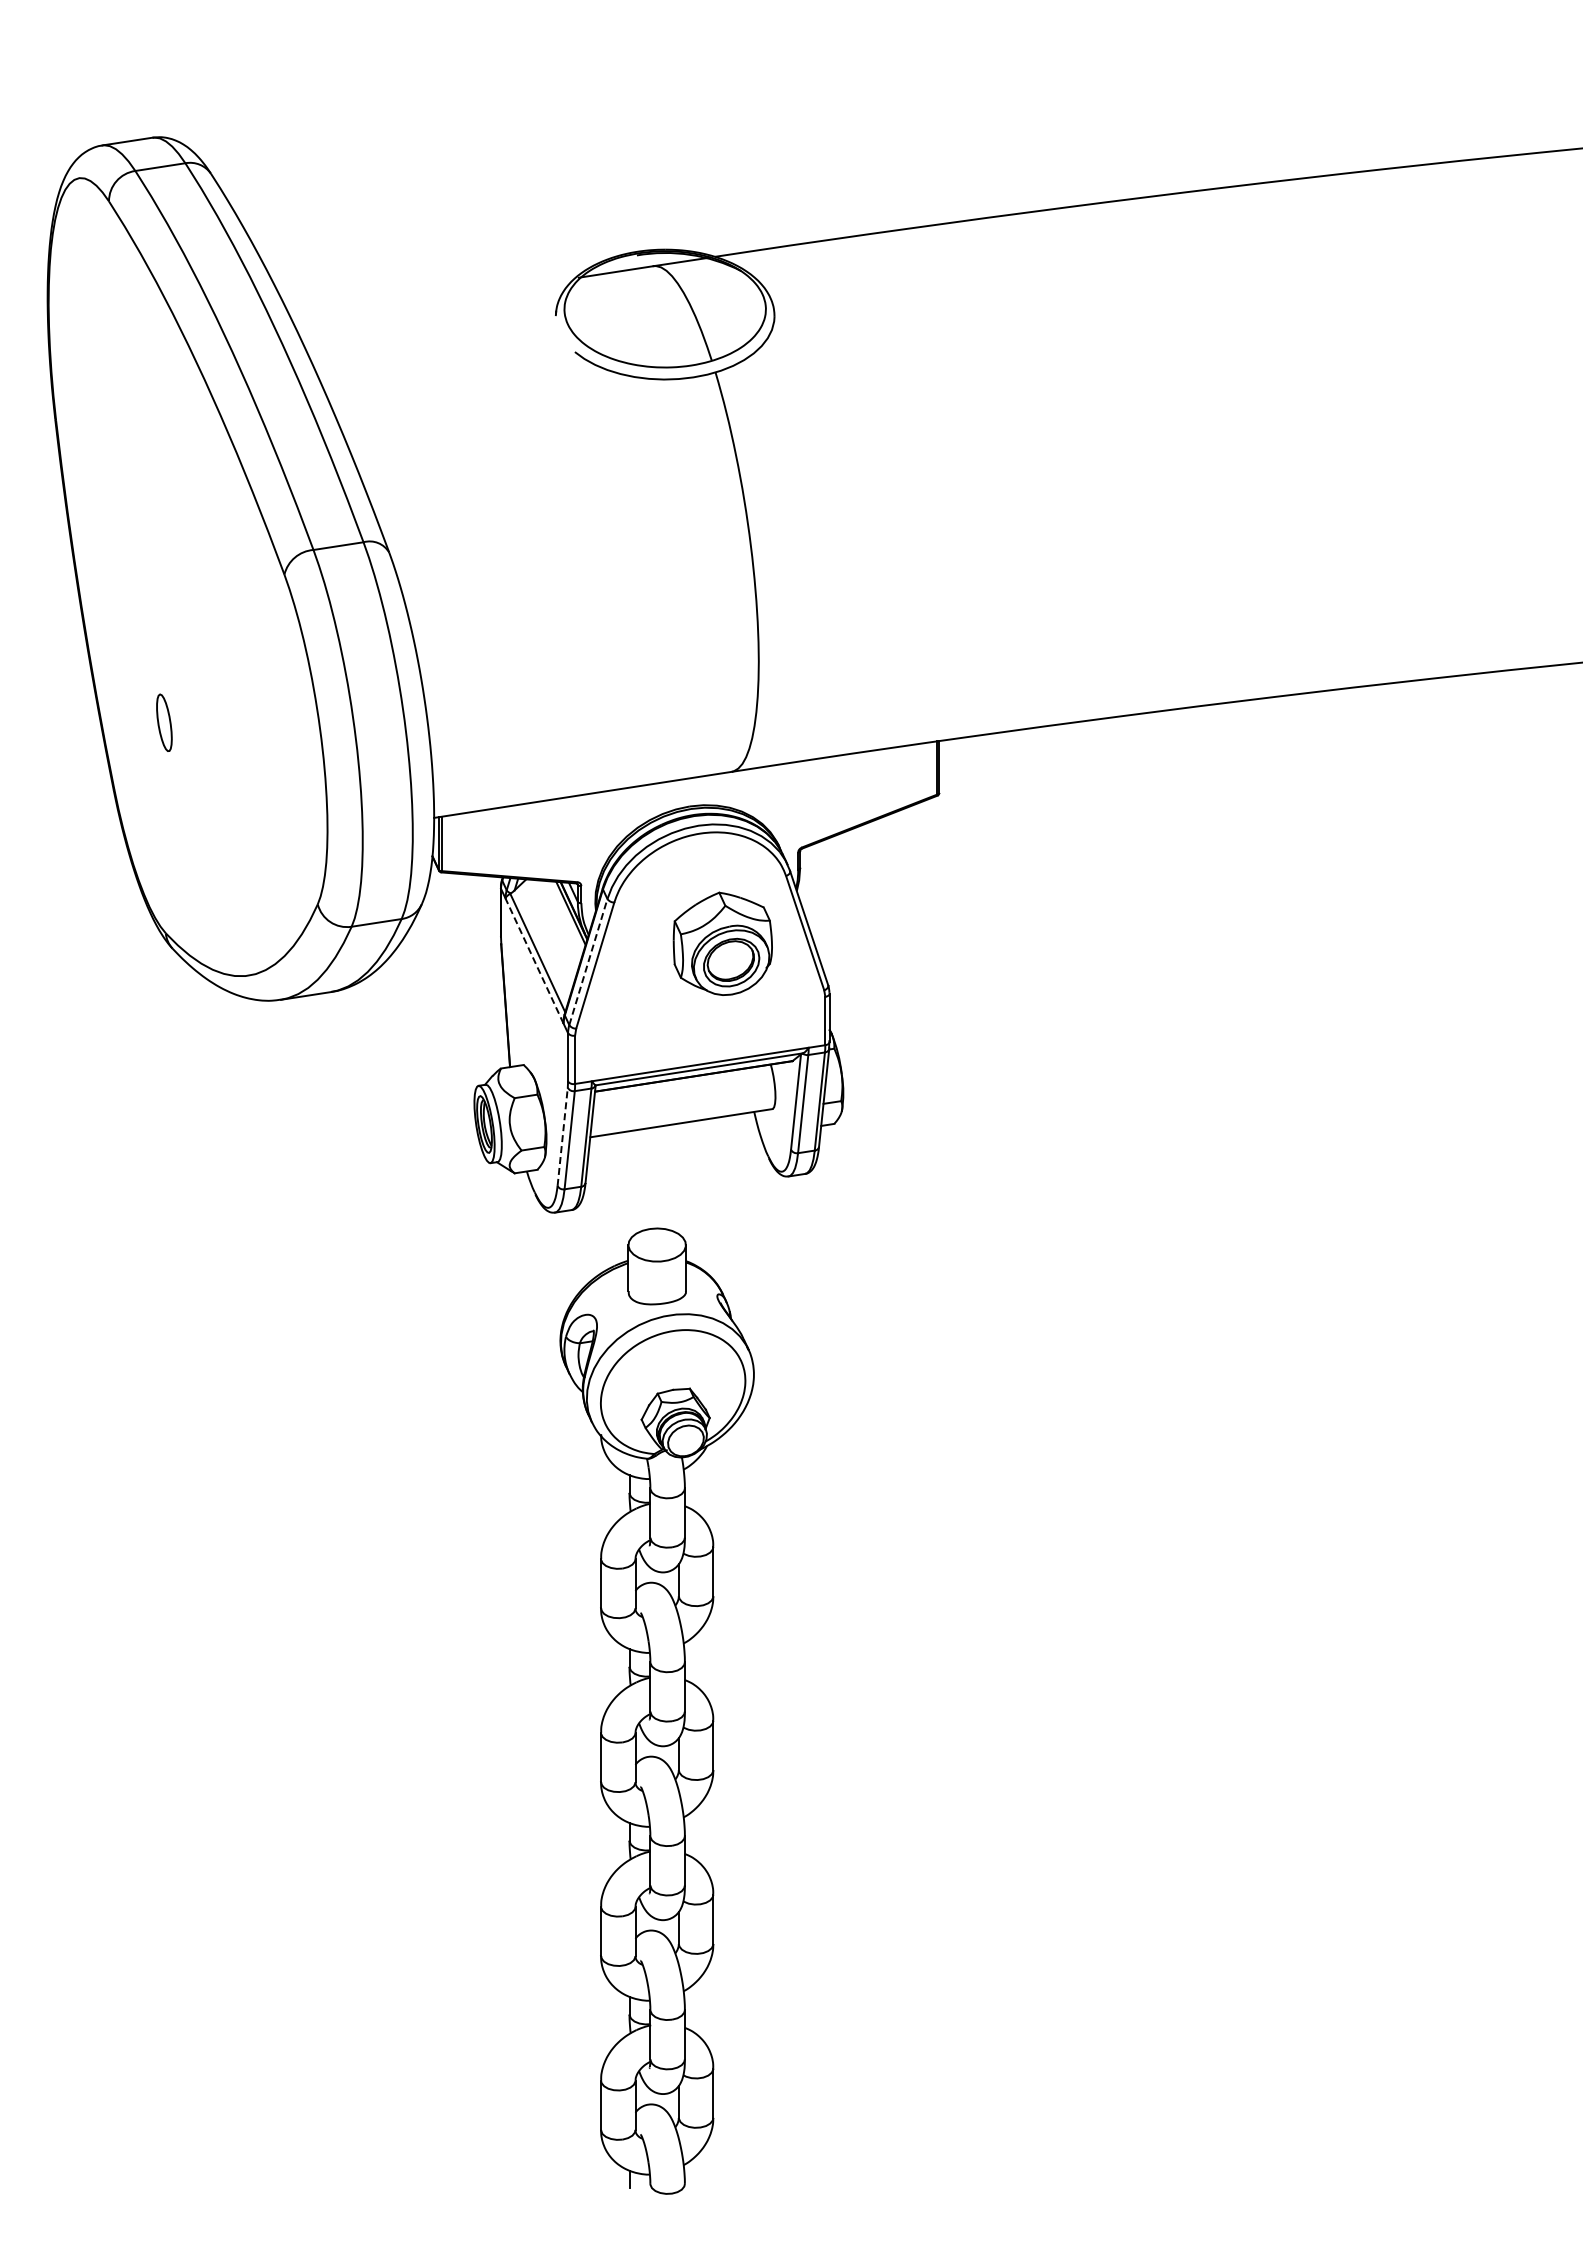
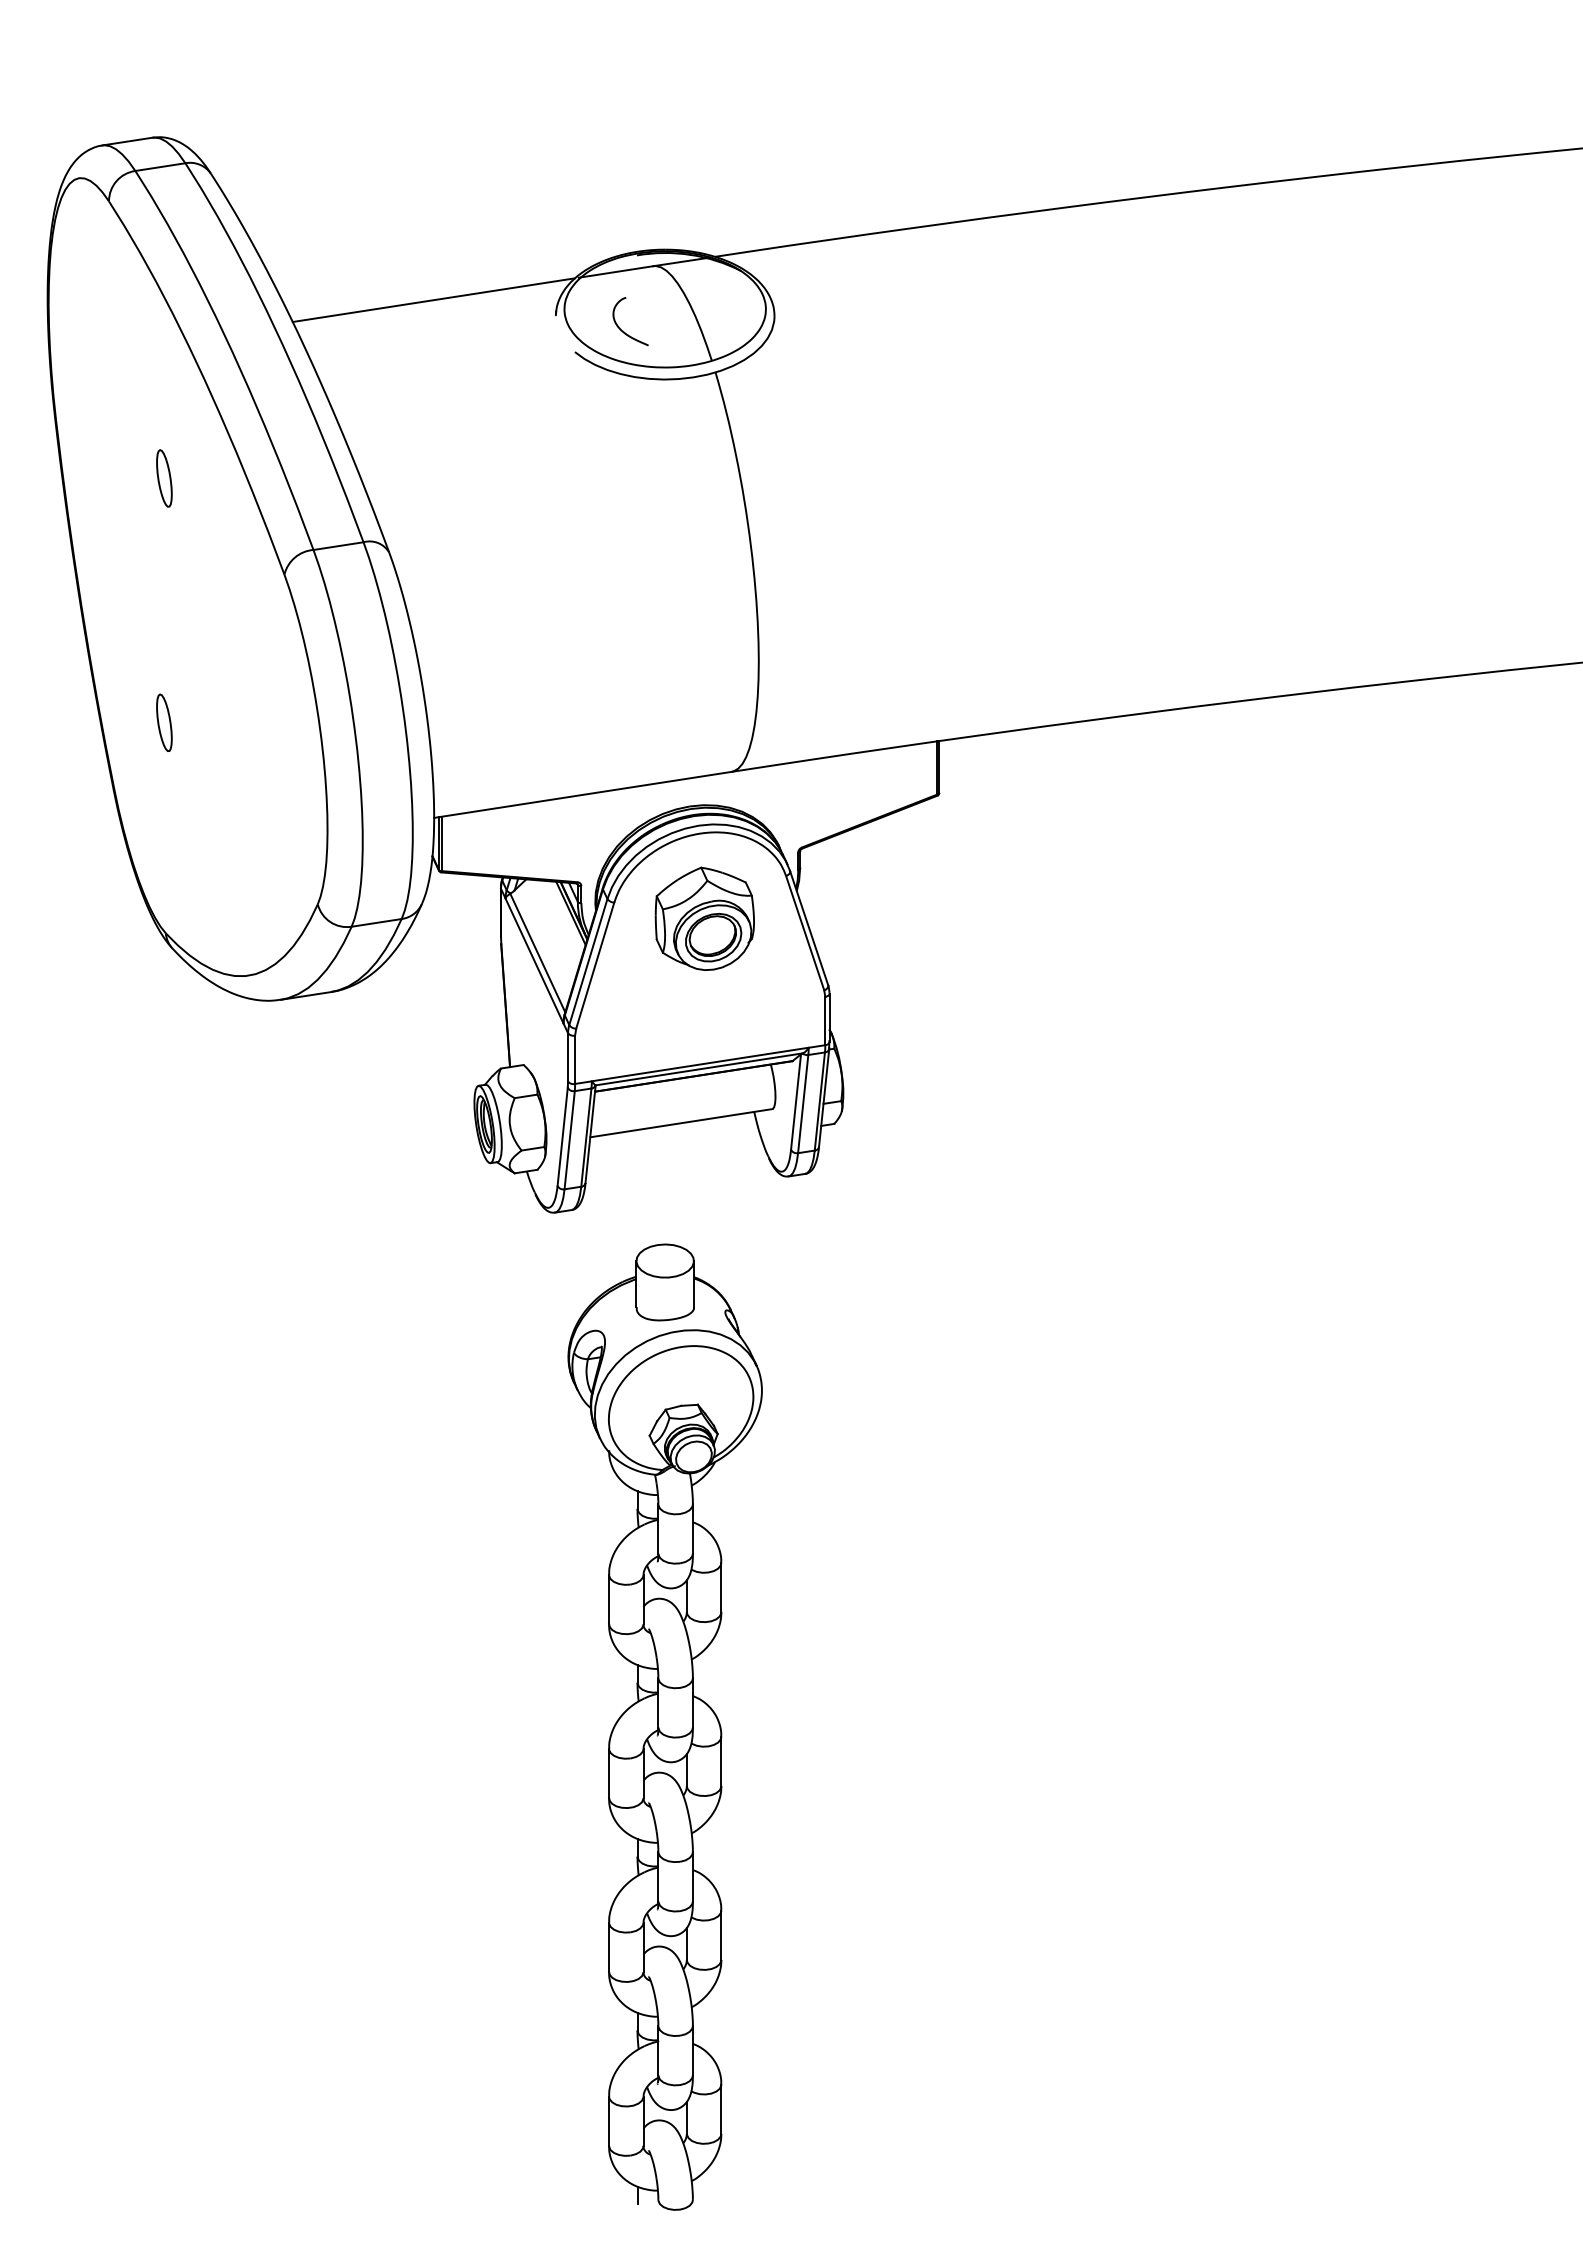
line: none -> present (433, 300)
curve: none -> present (623, 330)
part: none -> present (164, 478)
part position: (722, 943) -> (704, 918) (704, 918)
line: dashed -> solid (534, 960)
line: dashed -> solid (588, 962)
line: dashed -> solid (562, 1136)
part position: (656, 1710) -> (664, 1726) (664, 1726)
